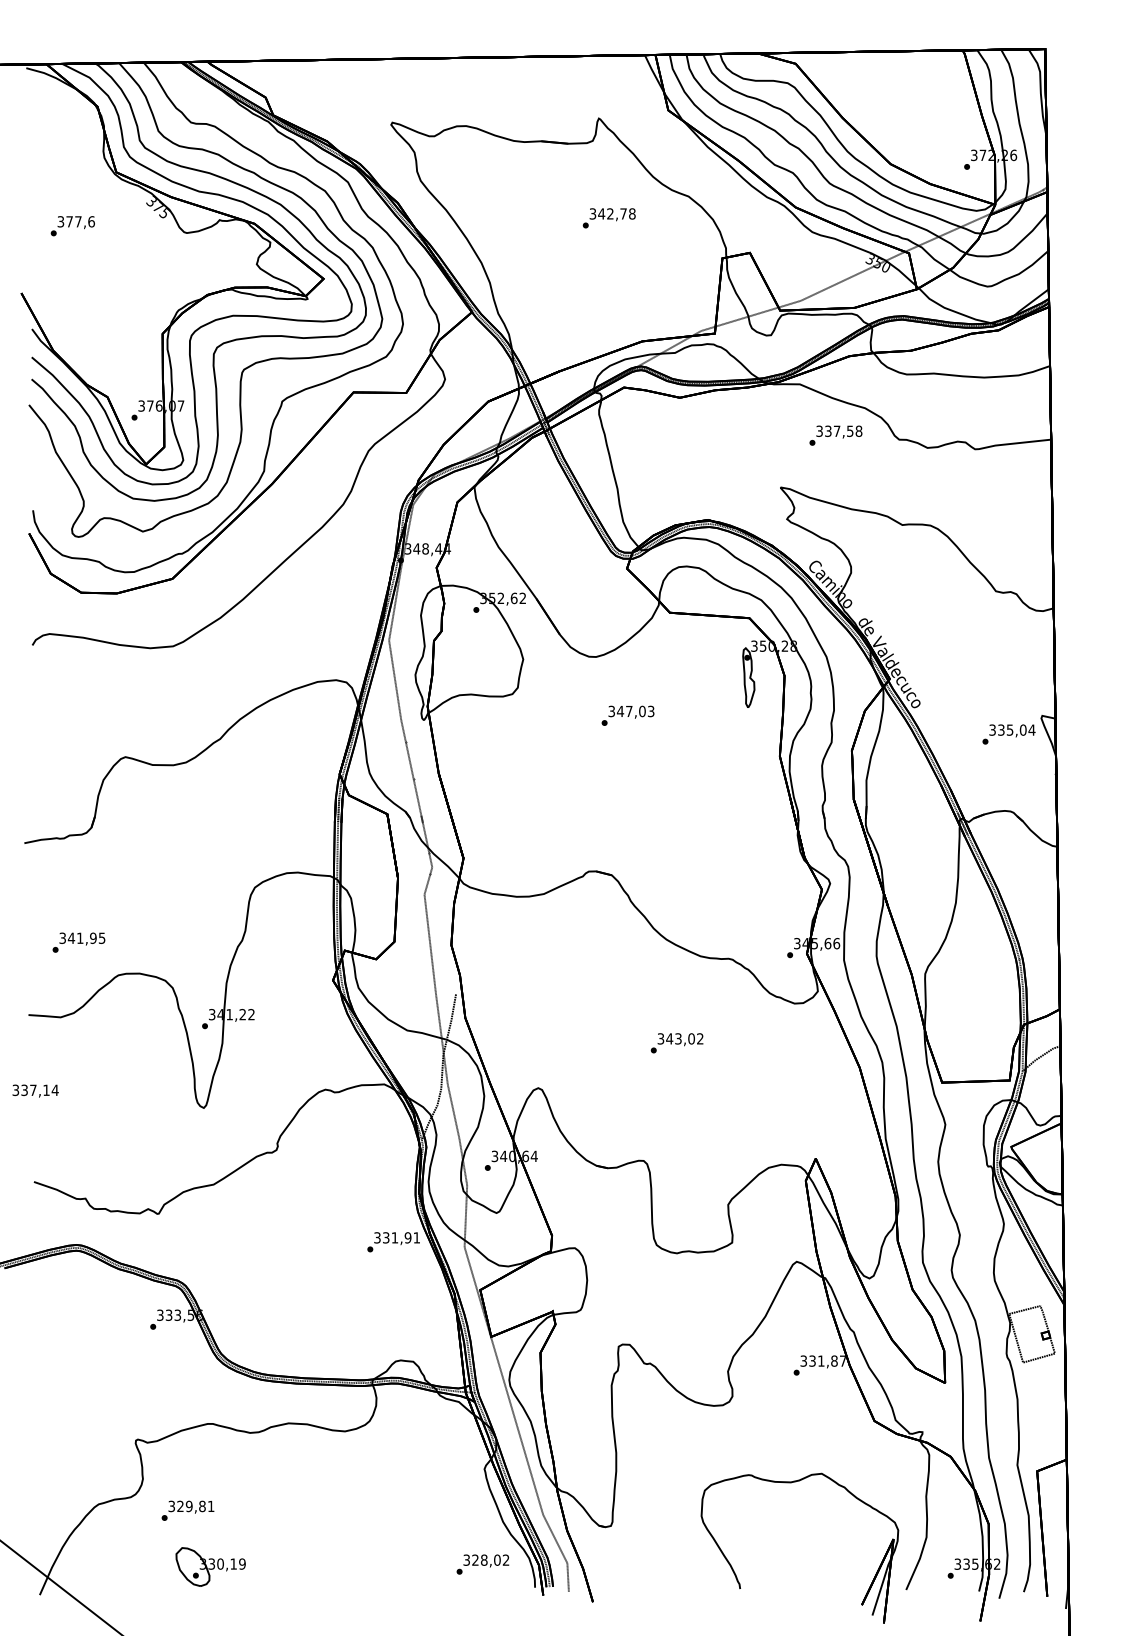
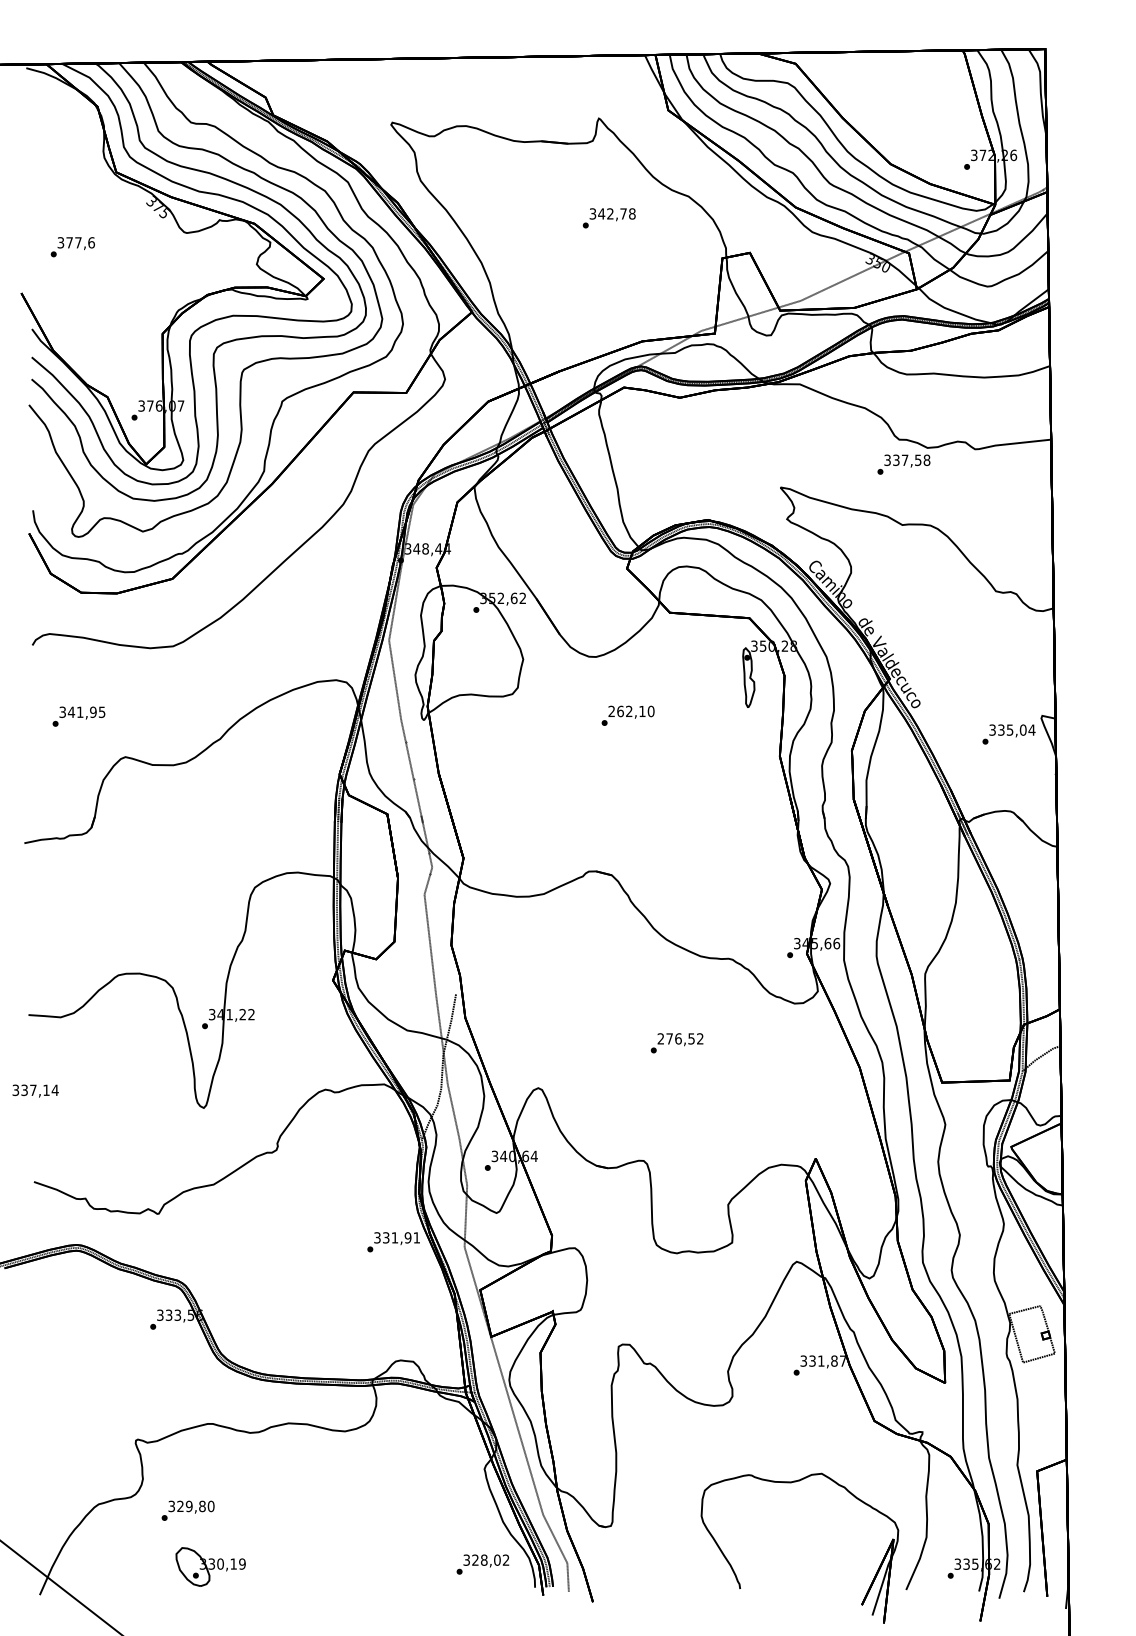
text position: (72, 226) -> (72, 247) (72, 247)
text position: (835, 435) -> (903, 464) (903, 464)
text: 347,03 -> 262,10 (631, 711)
text position: (78, 942) -> (78, 716) (78, 716)
text: 343,02 -> 276,52 (675, 1038)
text: 329,81 -> 329,80 (210, 1506)
